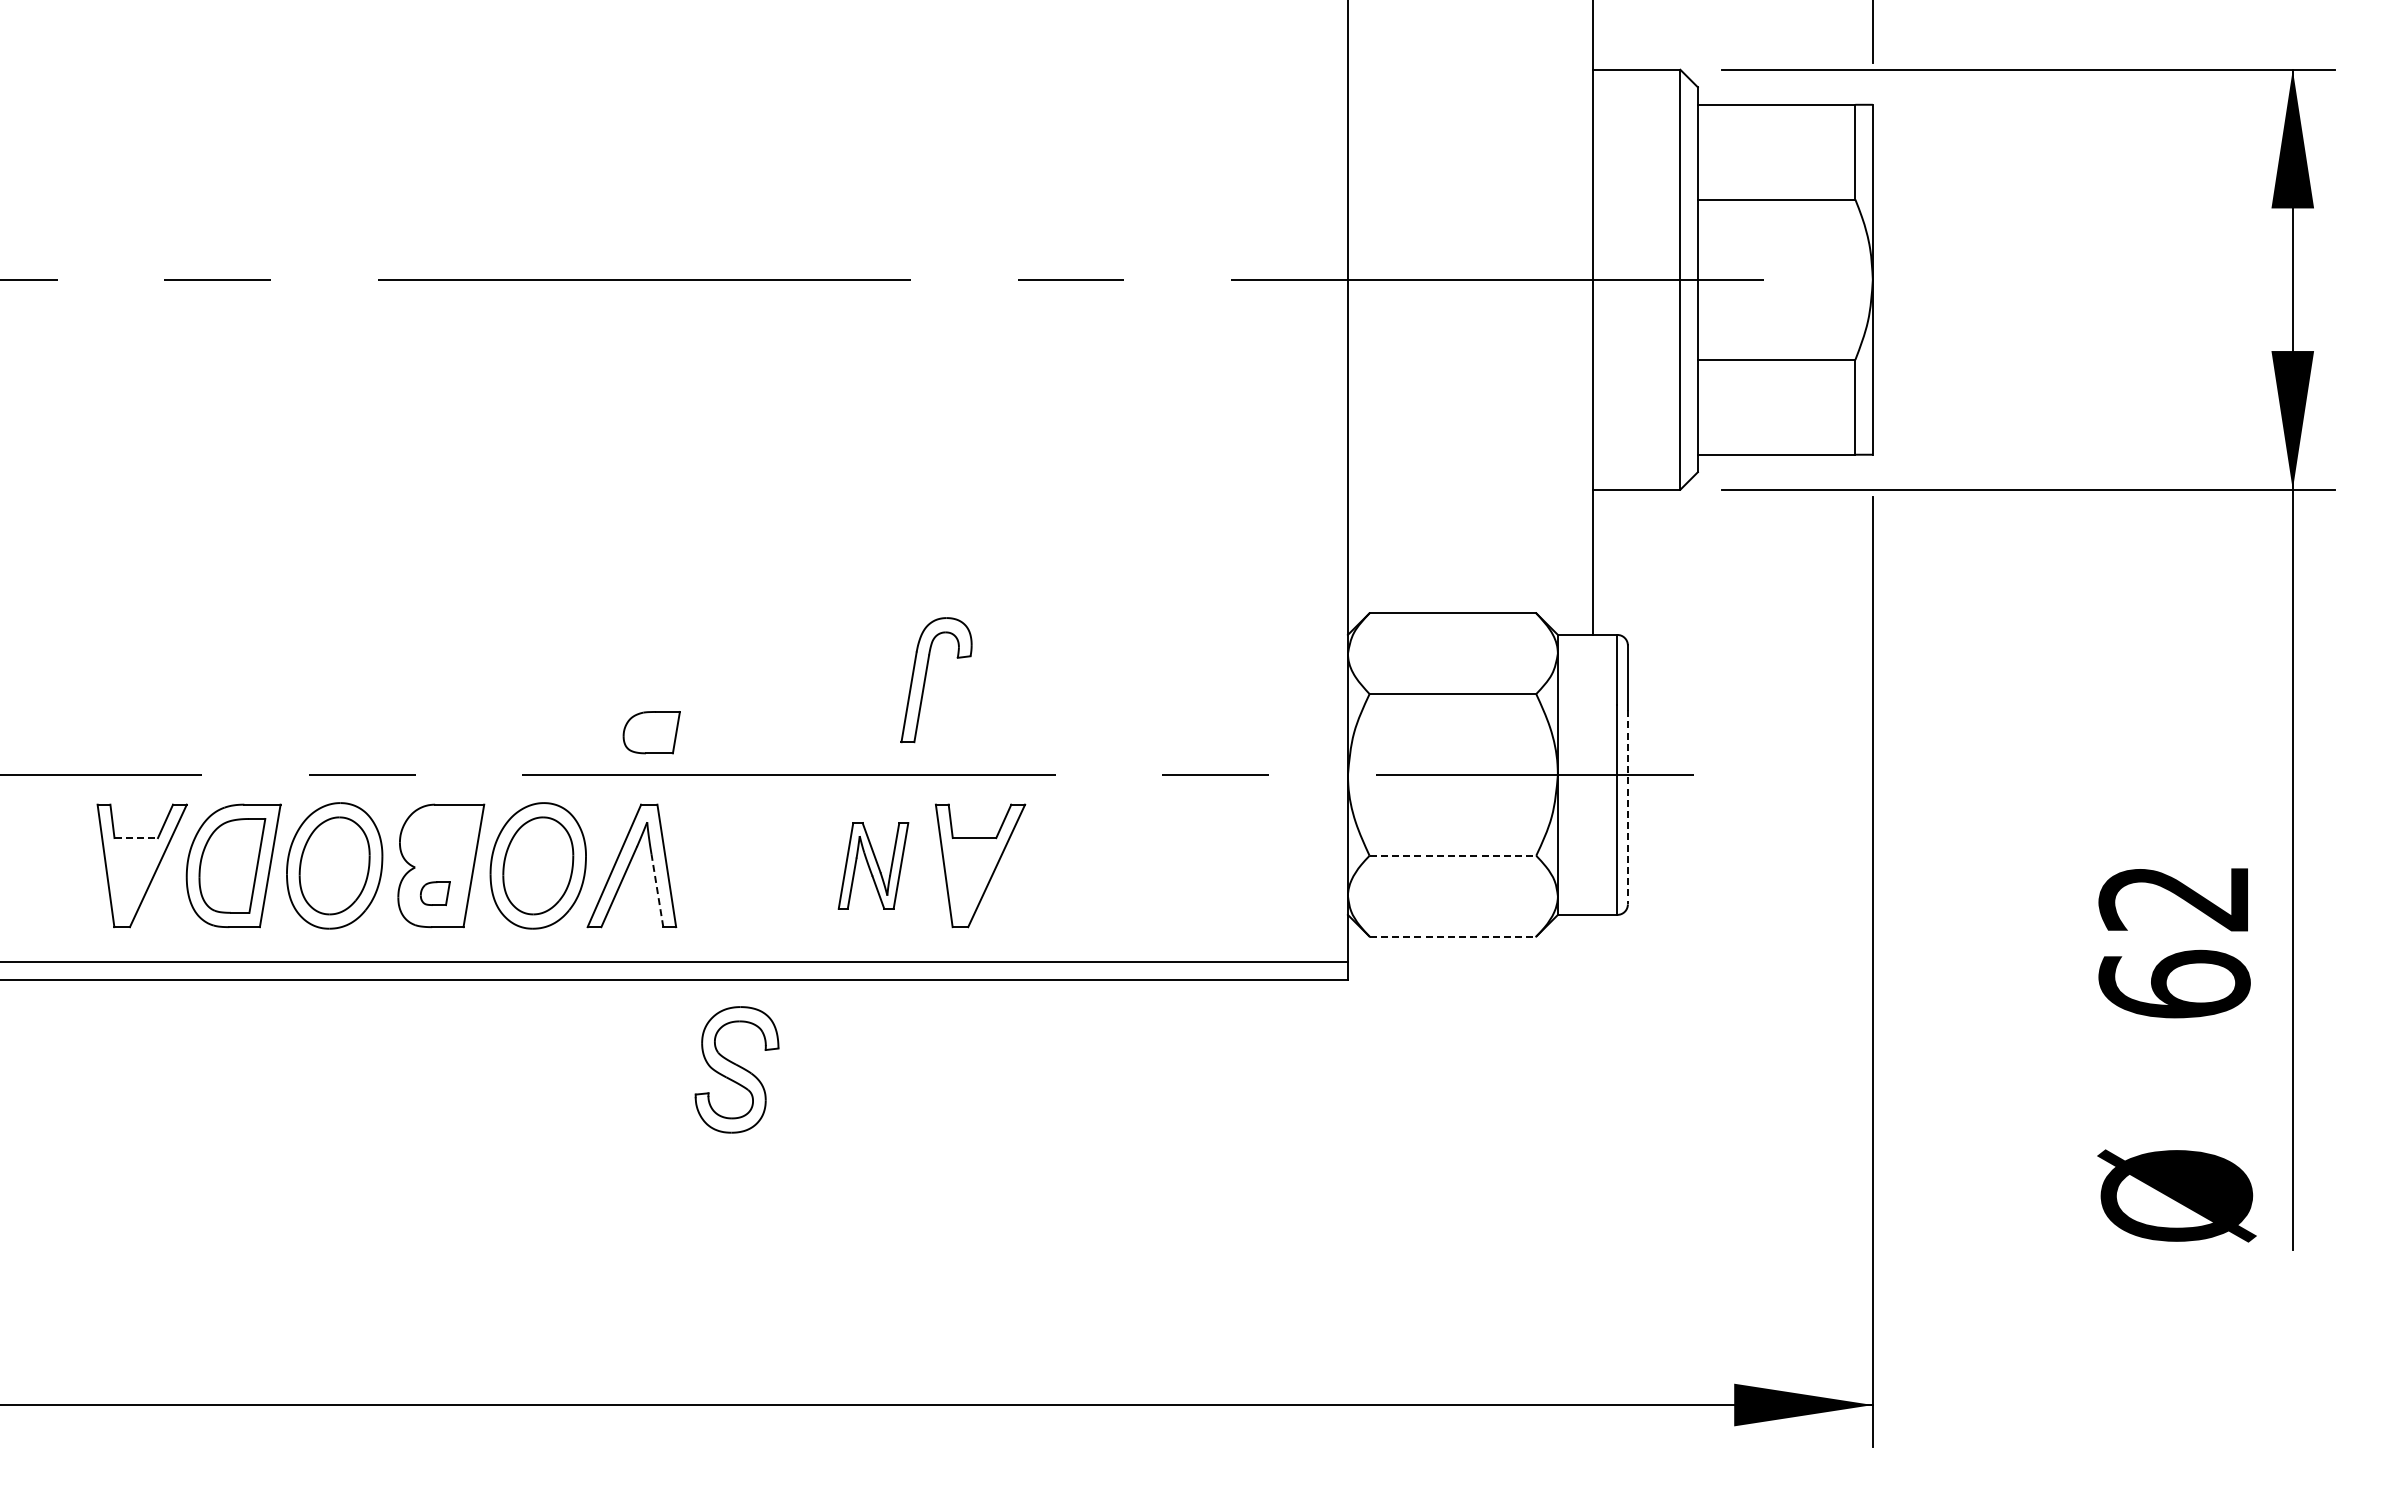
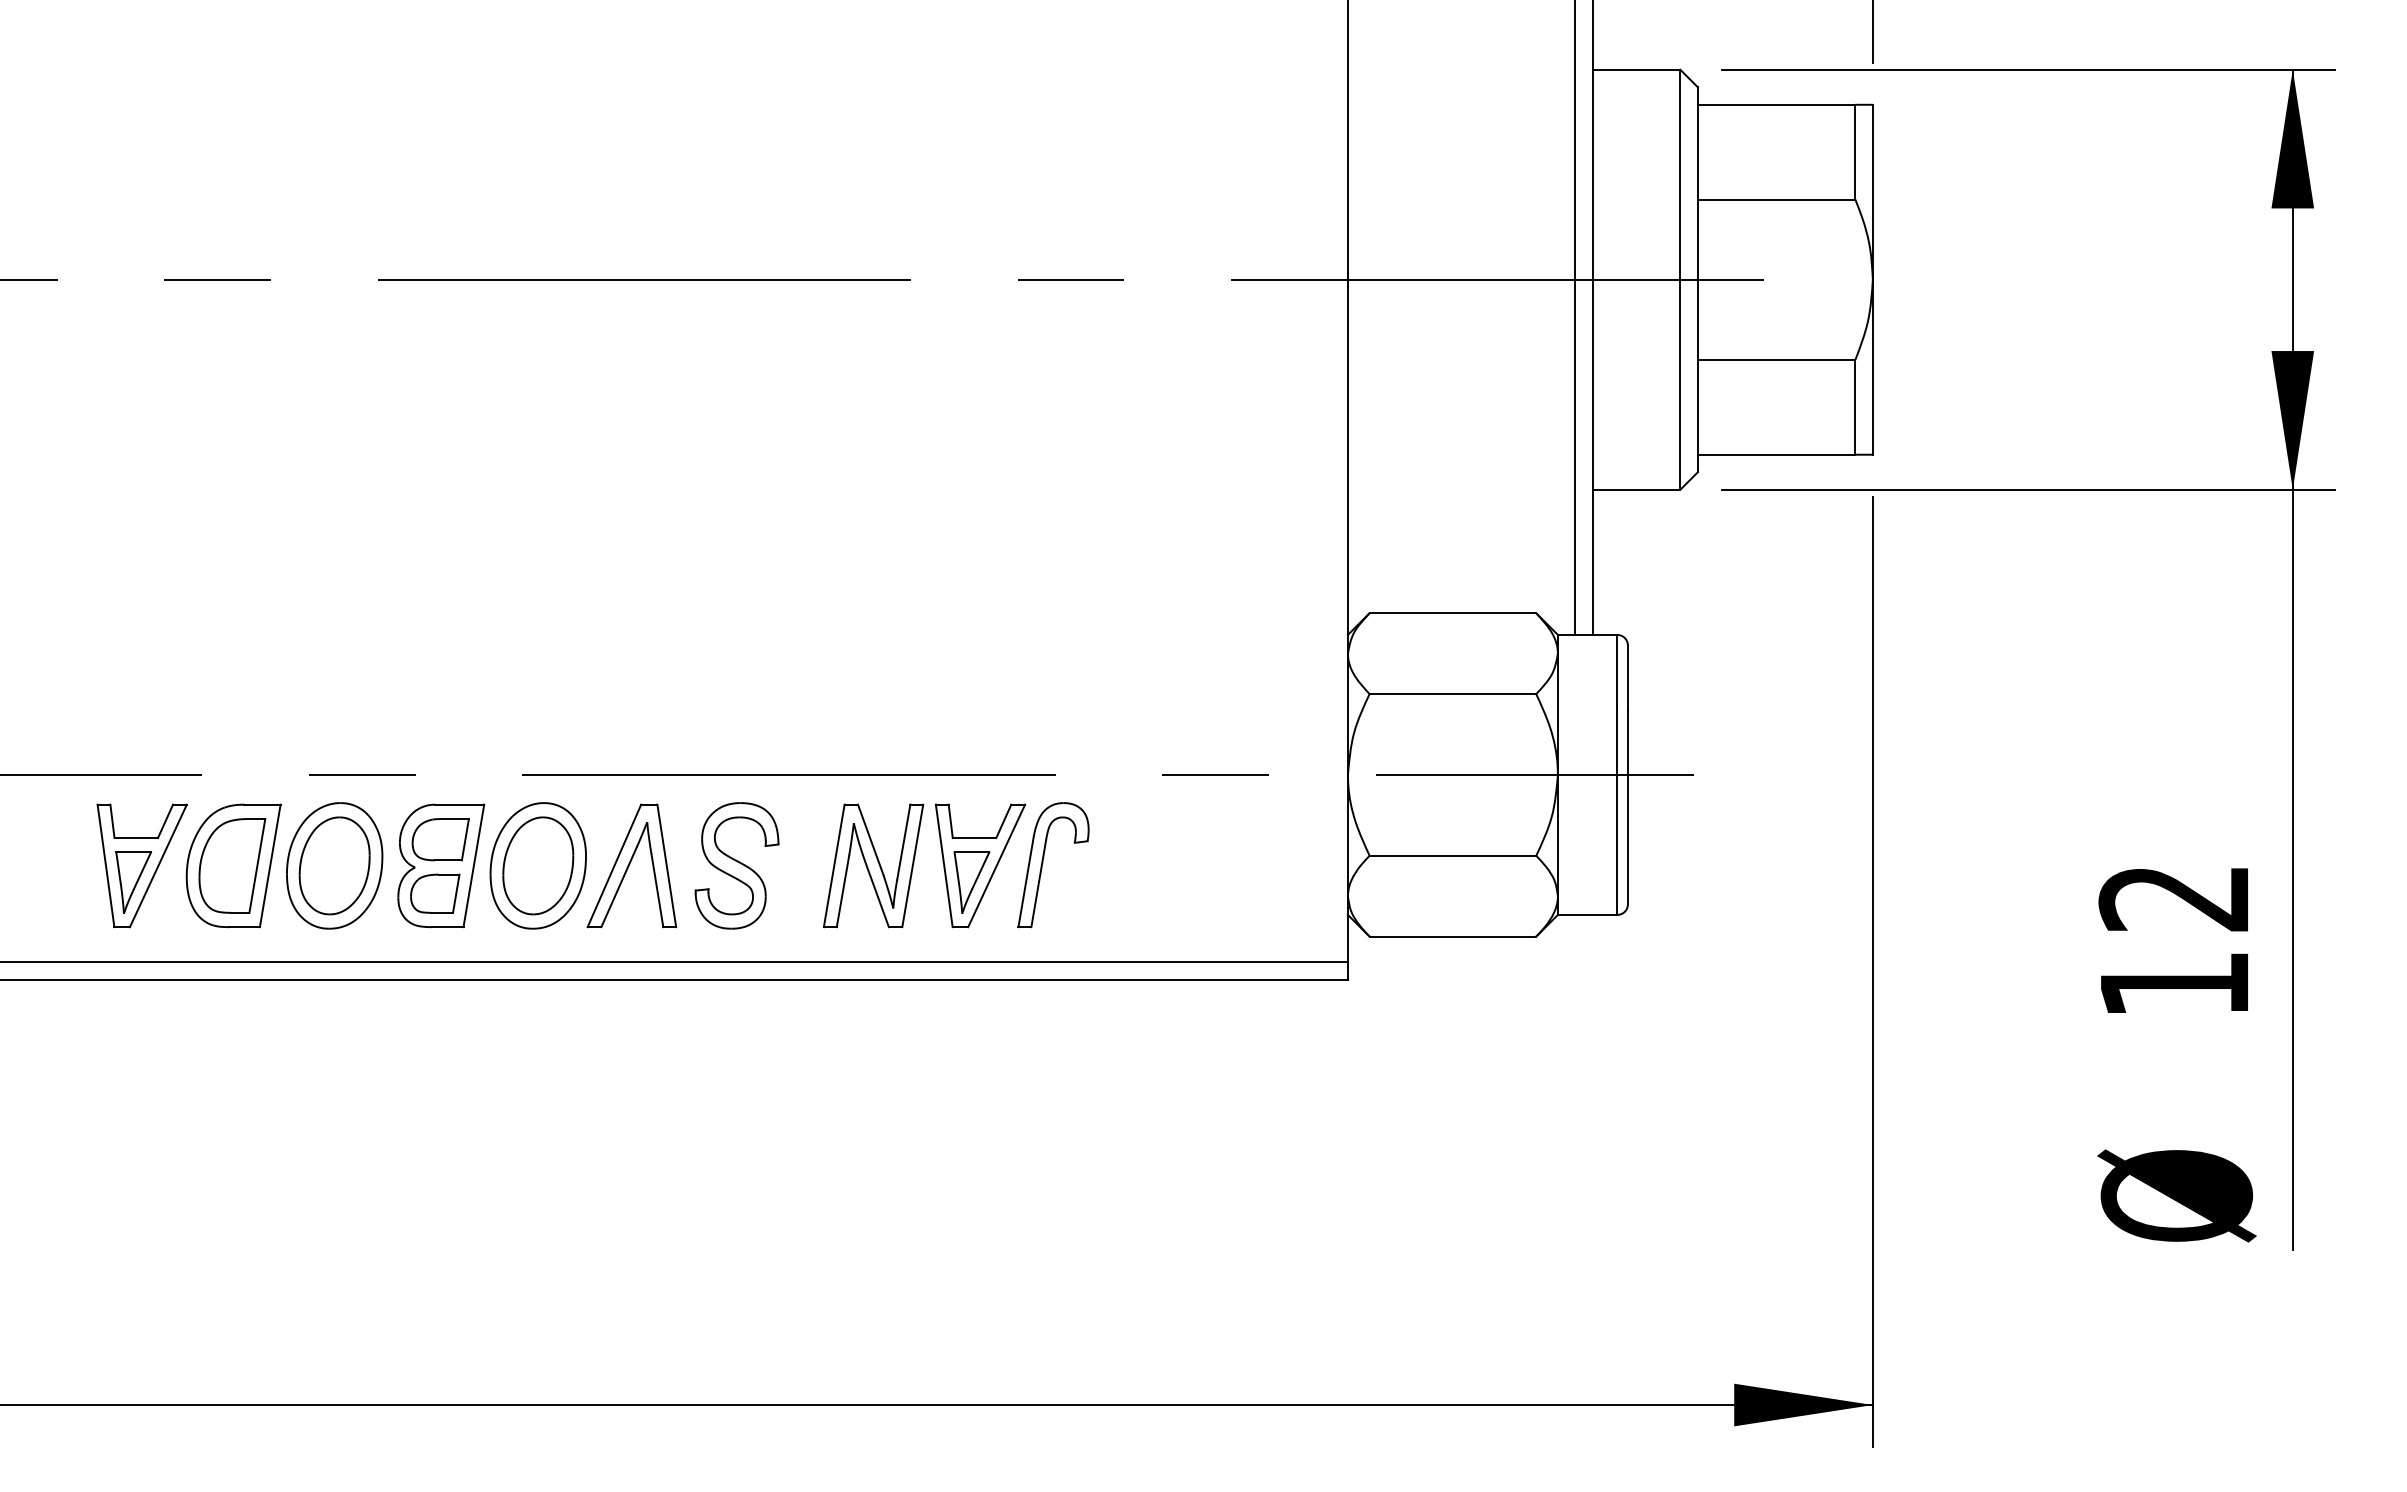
line: none -> present (1575, 318)
part position: (926, 678) -> (1043, 863) (1043, 863)
part position: (651, 732) -> (440, 839) (440, 839)
line: dashed -> solid (1627, 807)
line: dashed -> solid (136, 838)
line: dashed -> solid (1453, 855)
part size: 73x88 px -> 103x126 px (873, 865)
part: none -> present (133, 882)
part: none -> present (971, 882)
line: dashed -> solid (657, 890)
part size: 31x25 px -> 51x41 px (435, 893)
line: dashed -> solid (1453, 936)
text: 62 -> 12 (2174, 983)
part position: (736, 1069) -> (736, 865) (736, 865)
